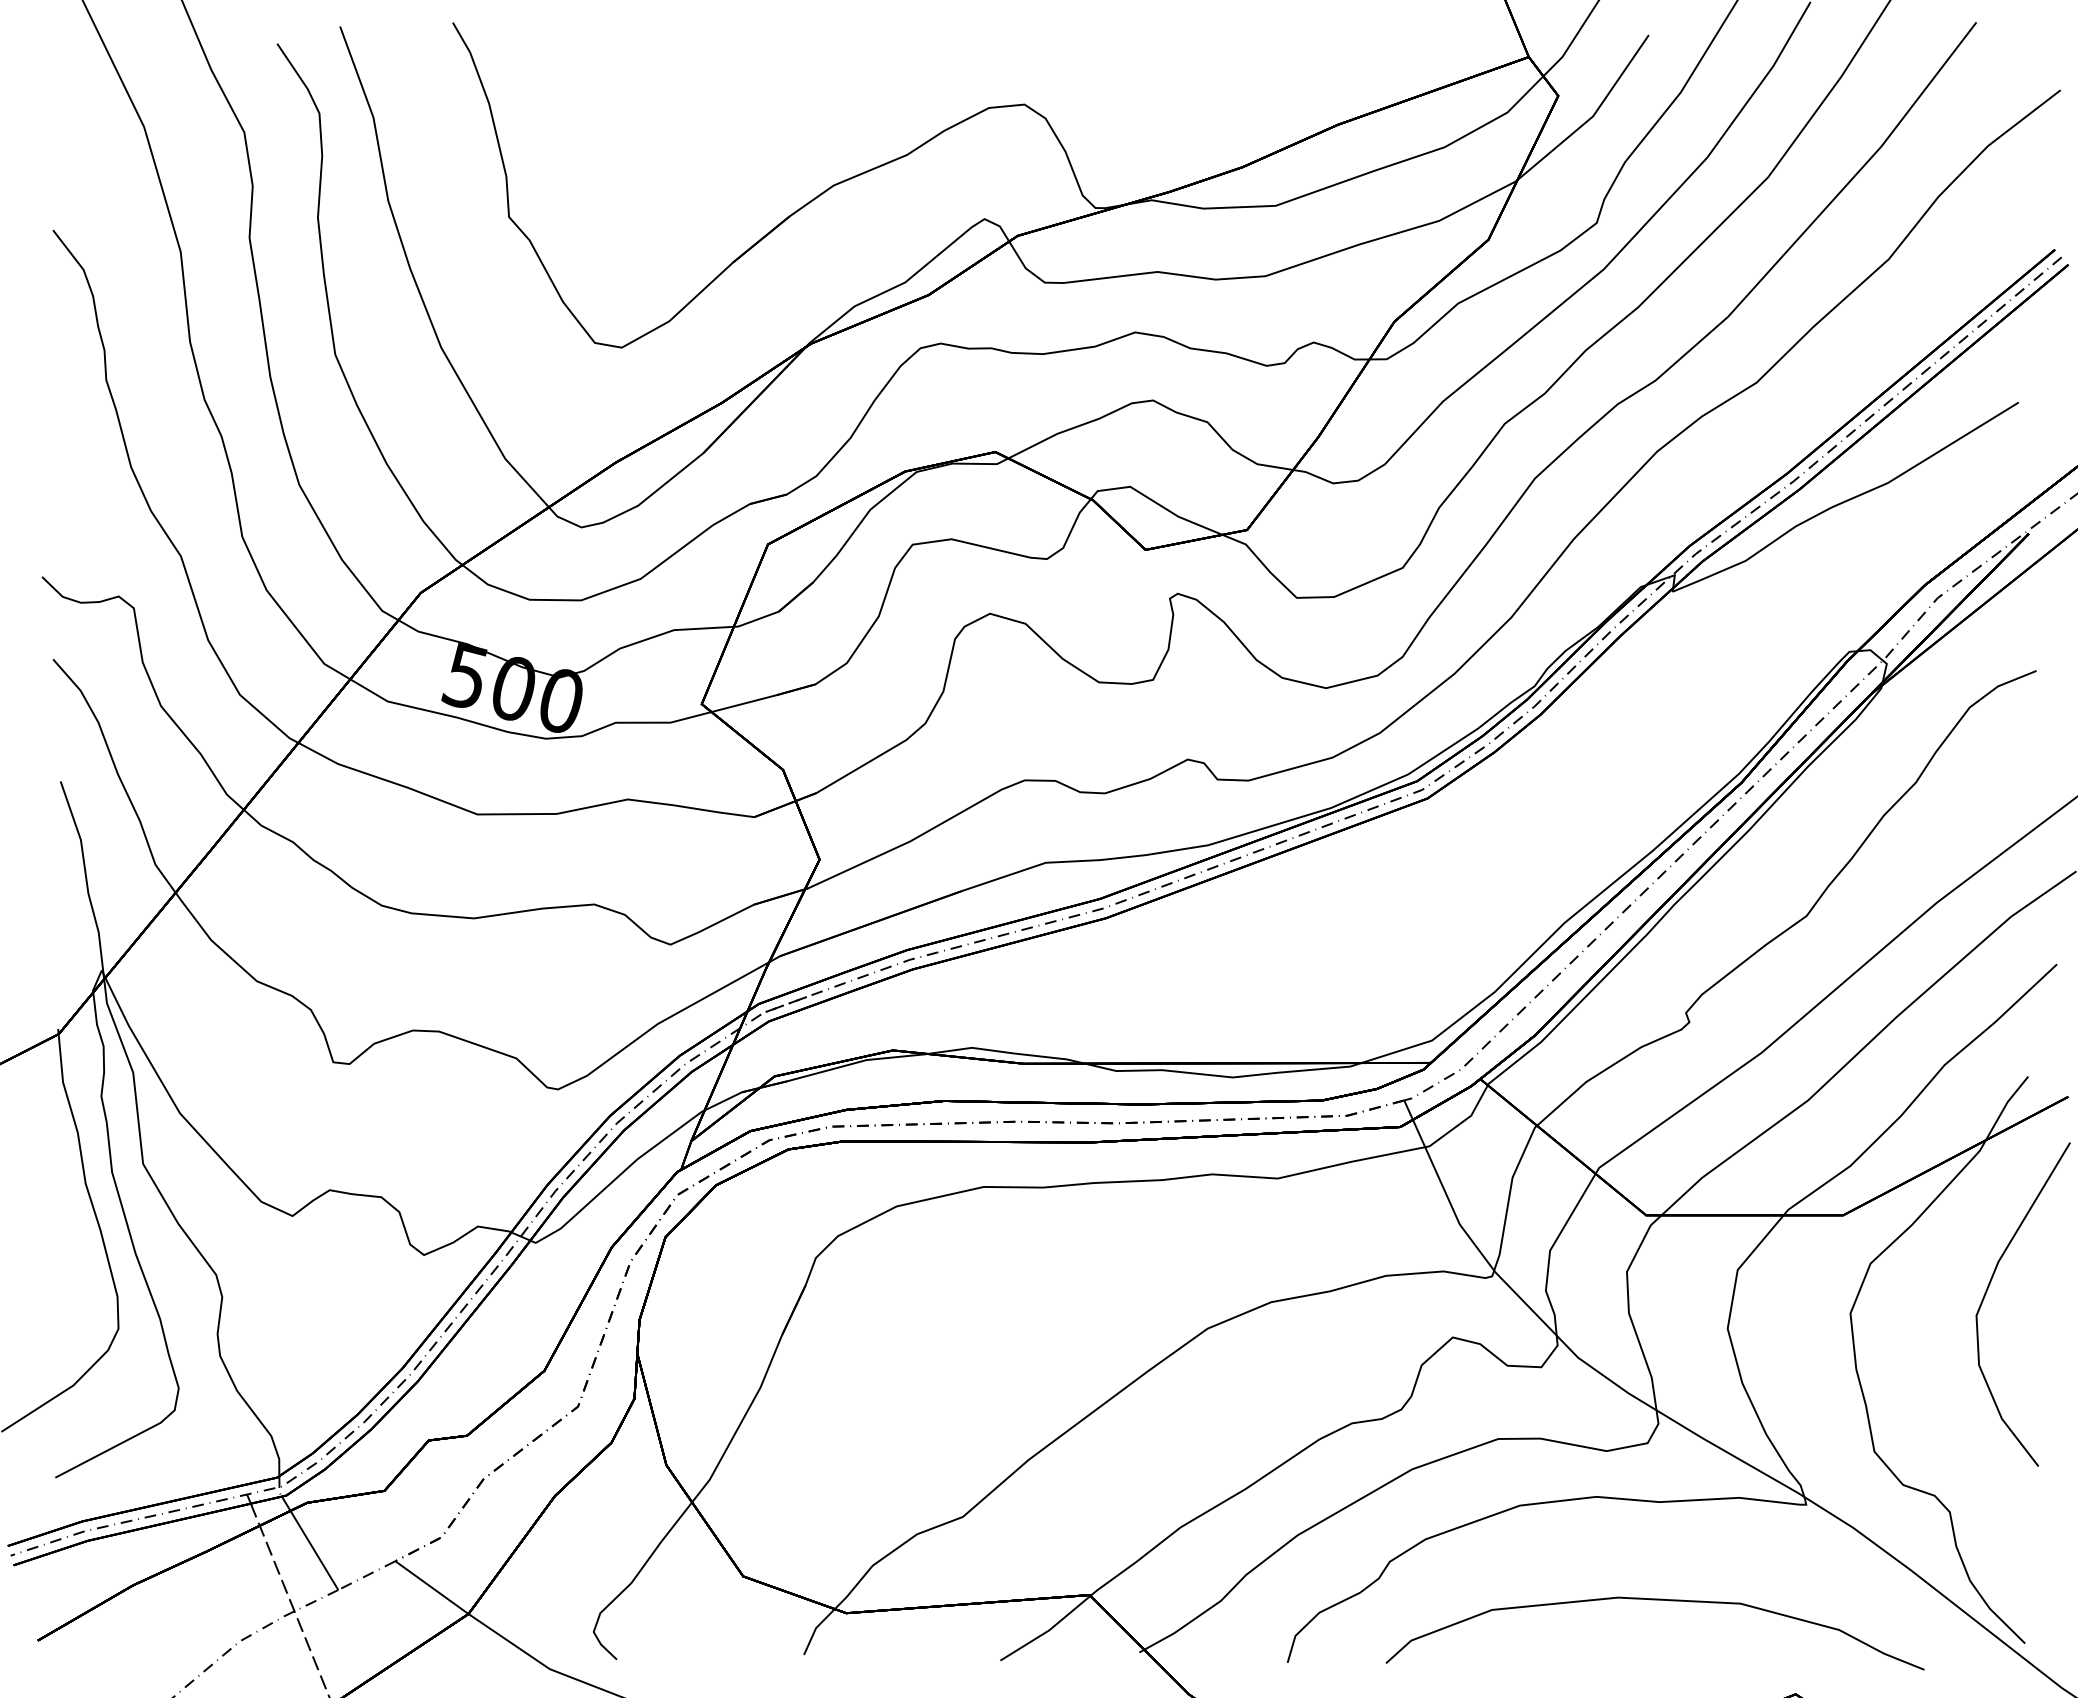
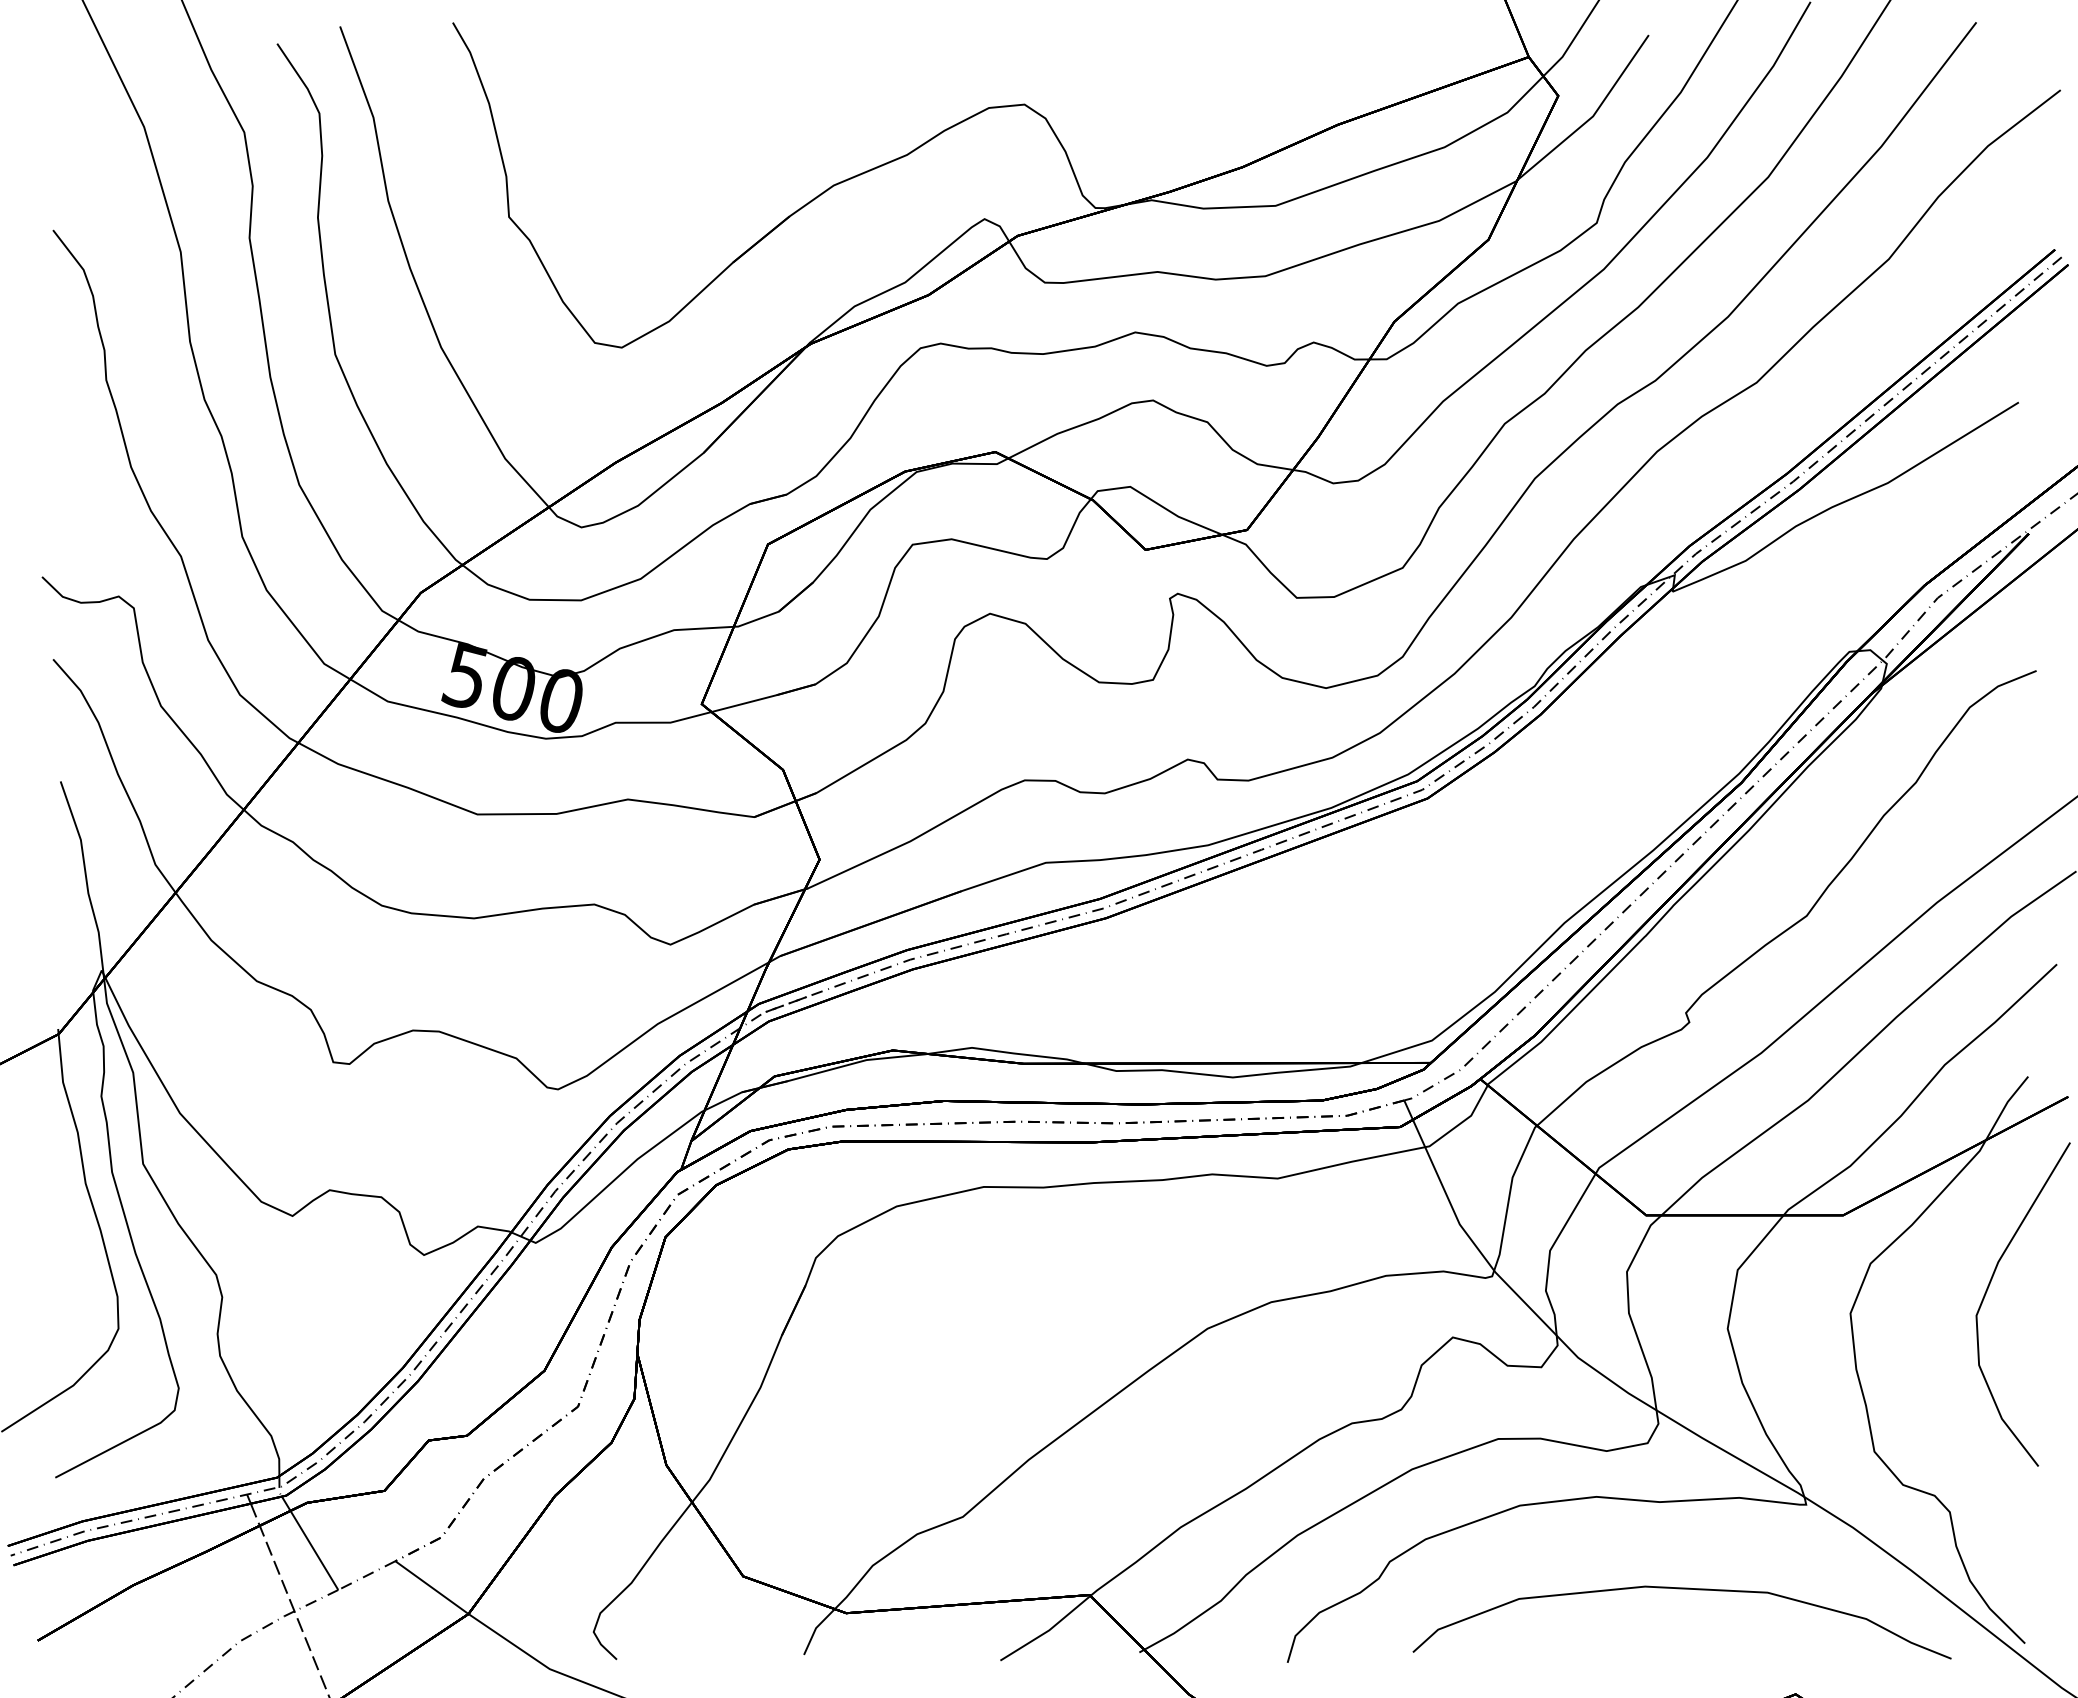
curve position: (1654, 1600) -> (1681, 1589) (1681, 1589)
